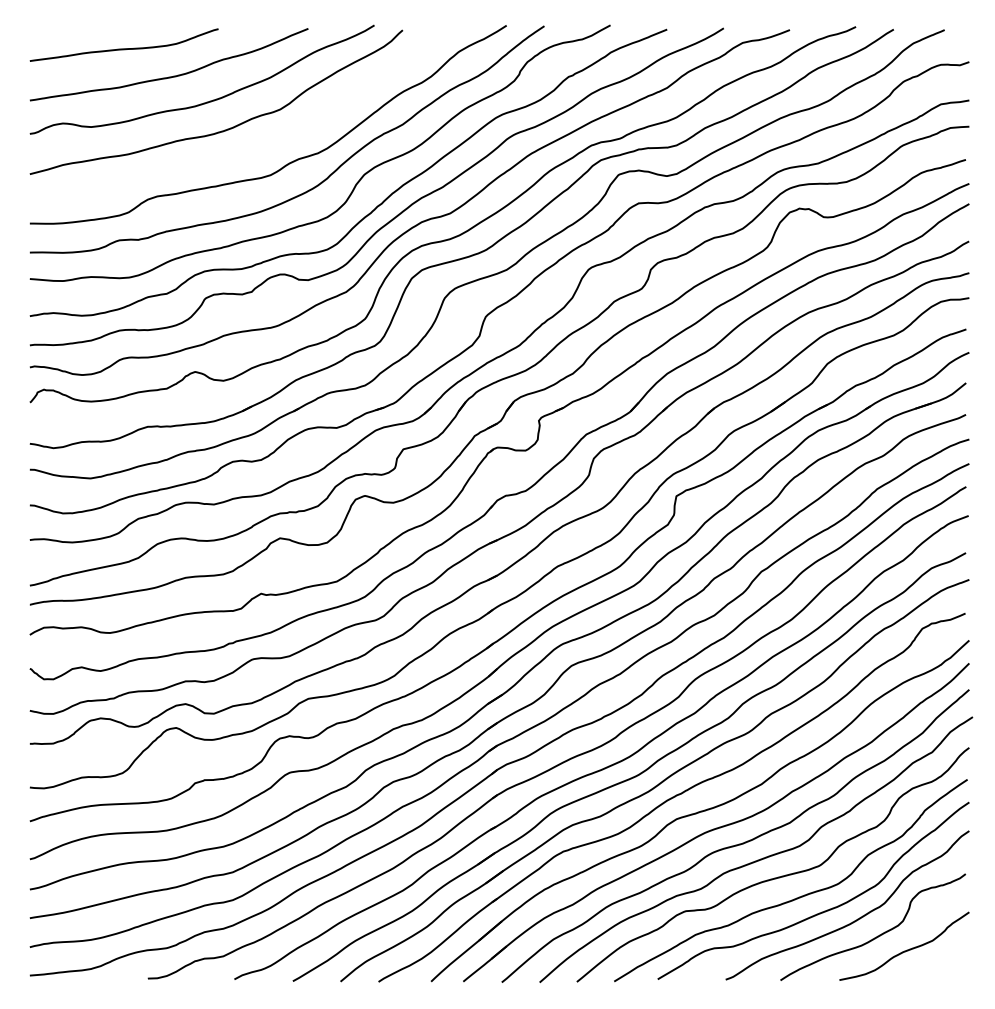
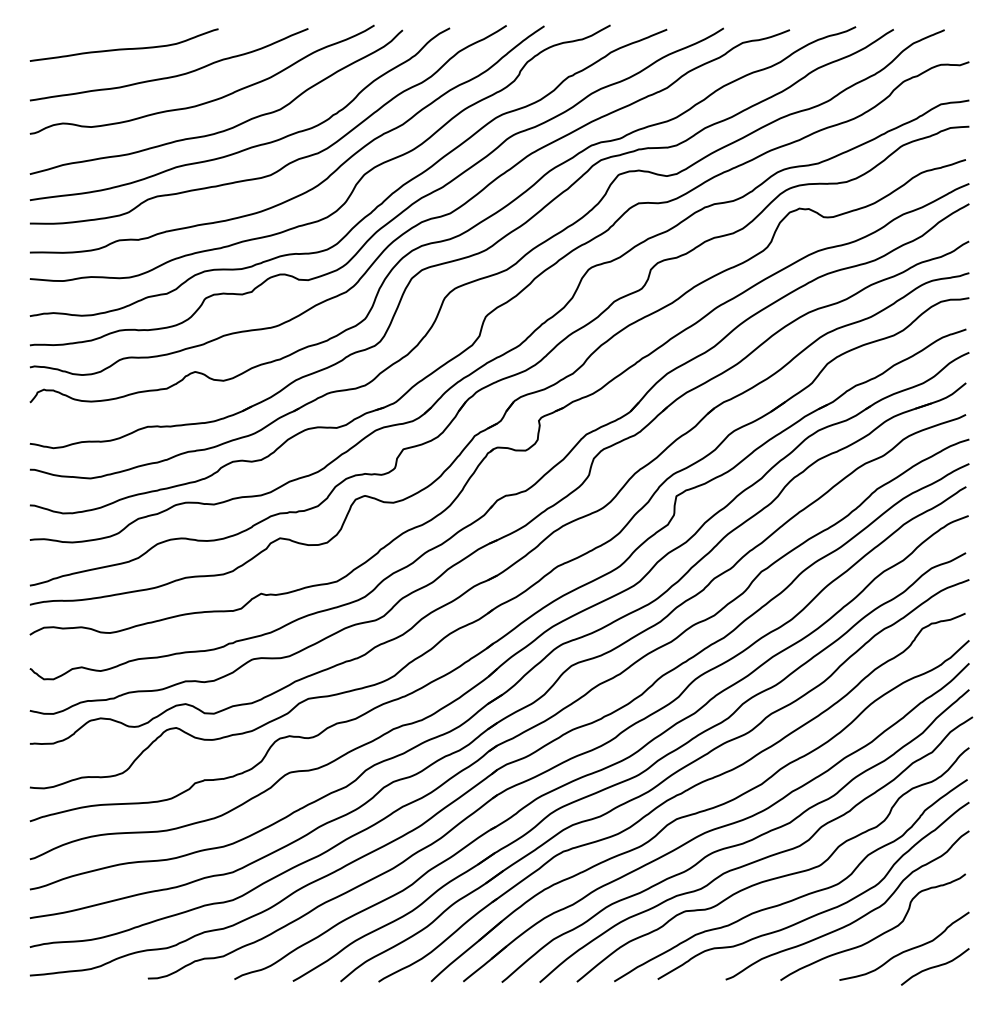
curve: none -> present (250, 146)
curve: none -> present (934, 966)
